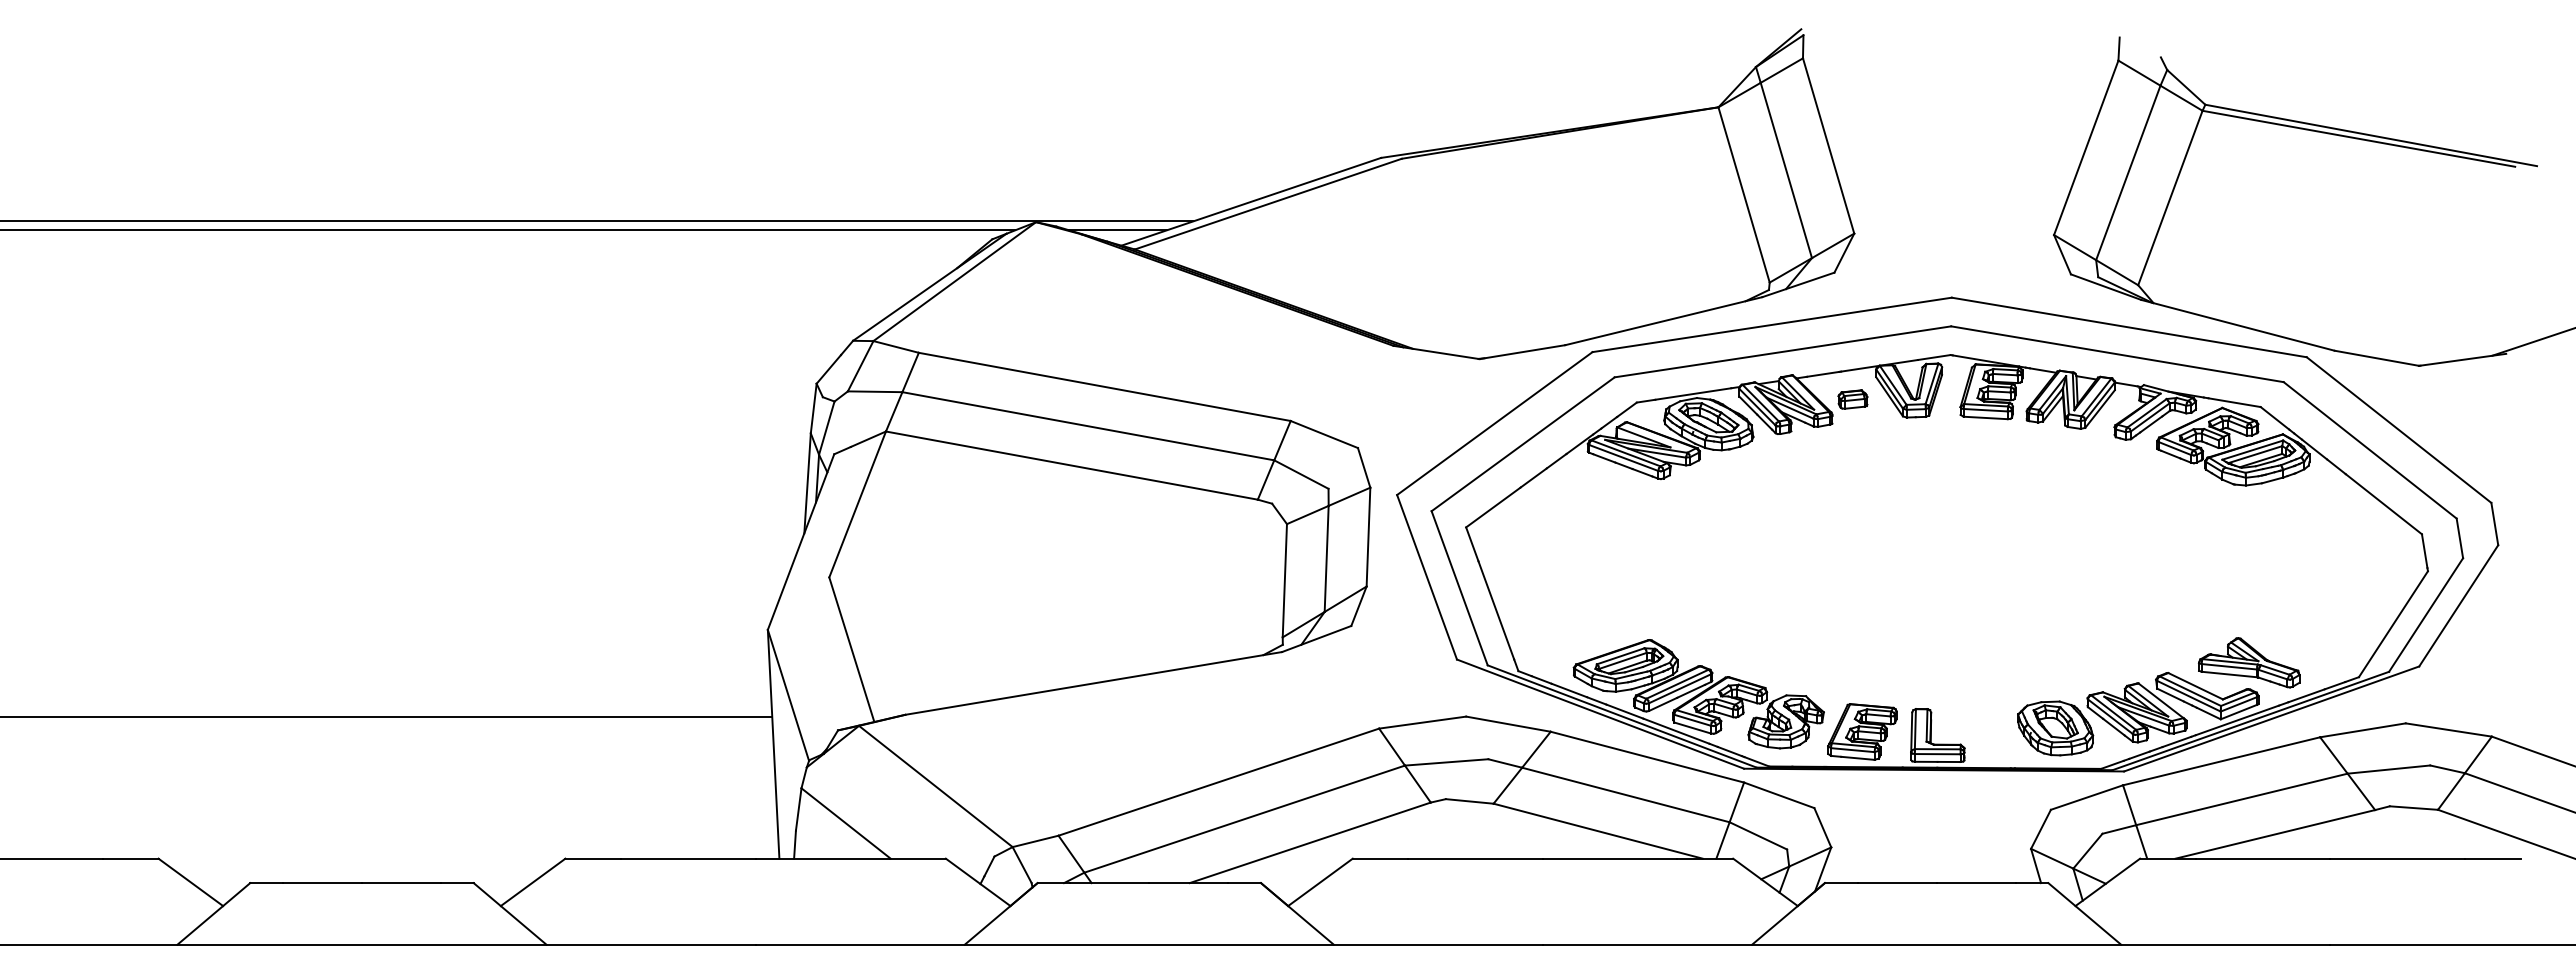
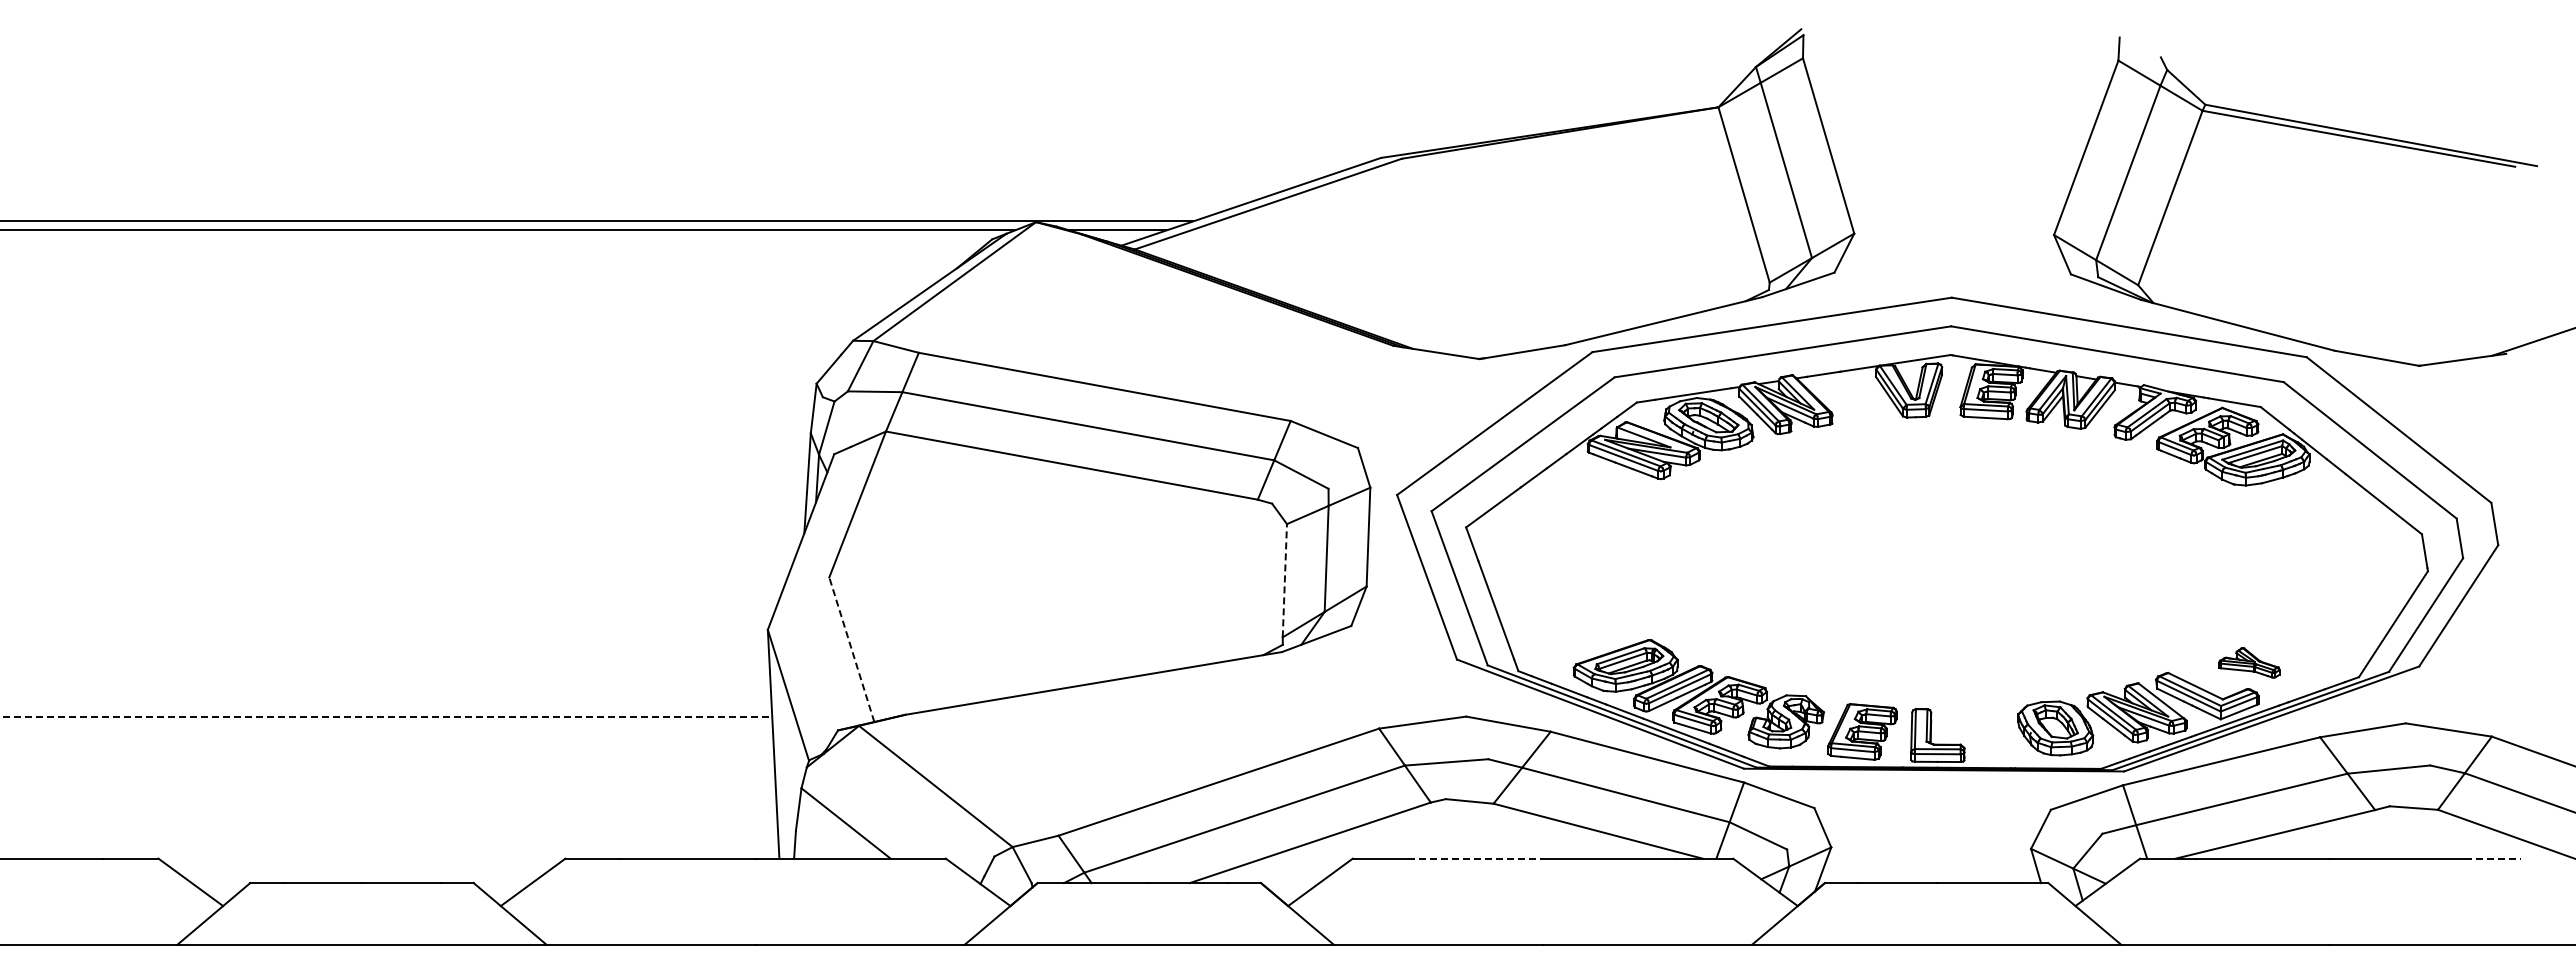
part: present -> none (1852, 399)
line: solid -> dashed (1284, 580)
line: solid -> dashed (851, 649)
part size: 103x52 px -> 63x32 px (2249, 662)
line: solid -> dashed (386, 717)
line: solid -> dashed (1476, 858)
line: solid -> dashed (2492, 858)
